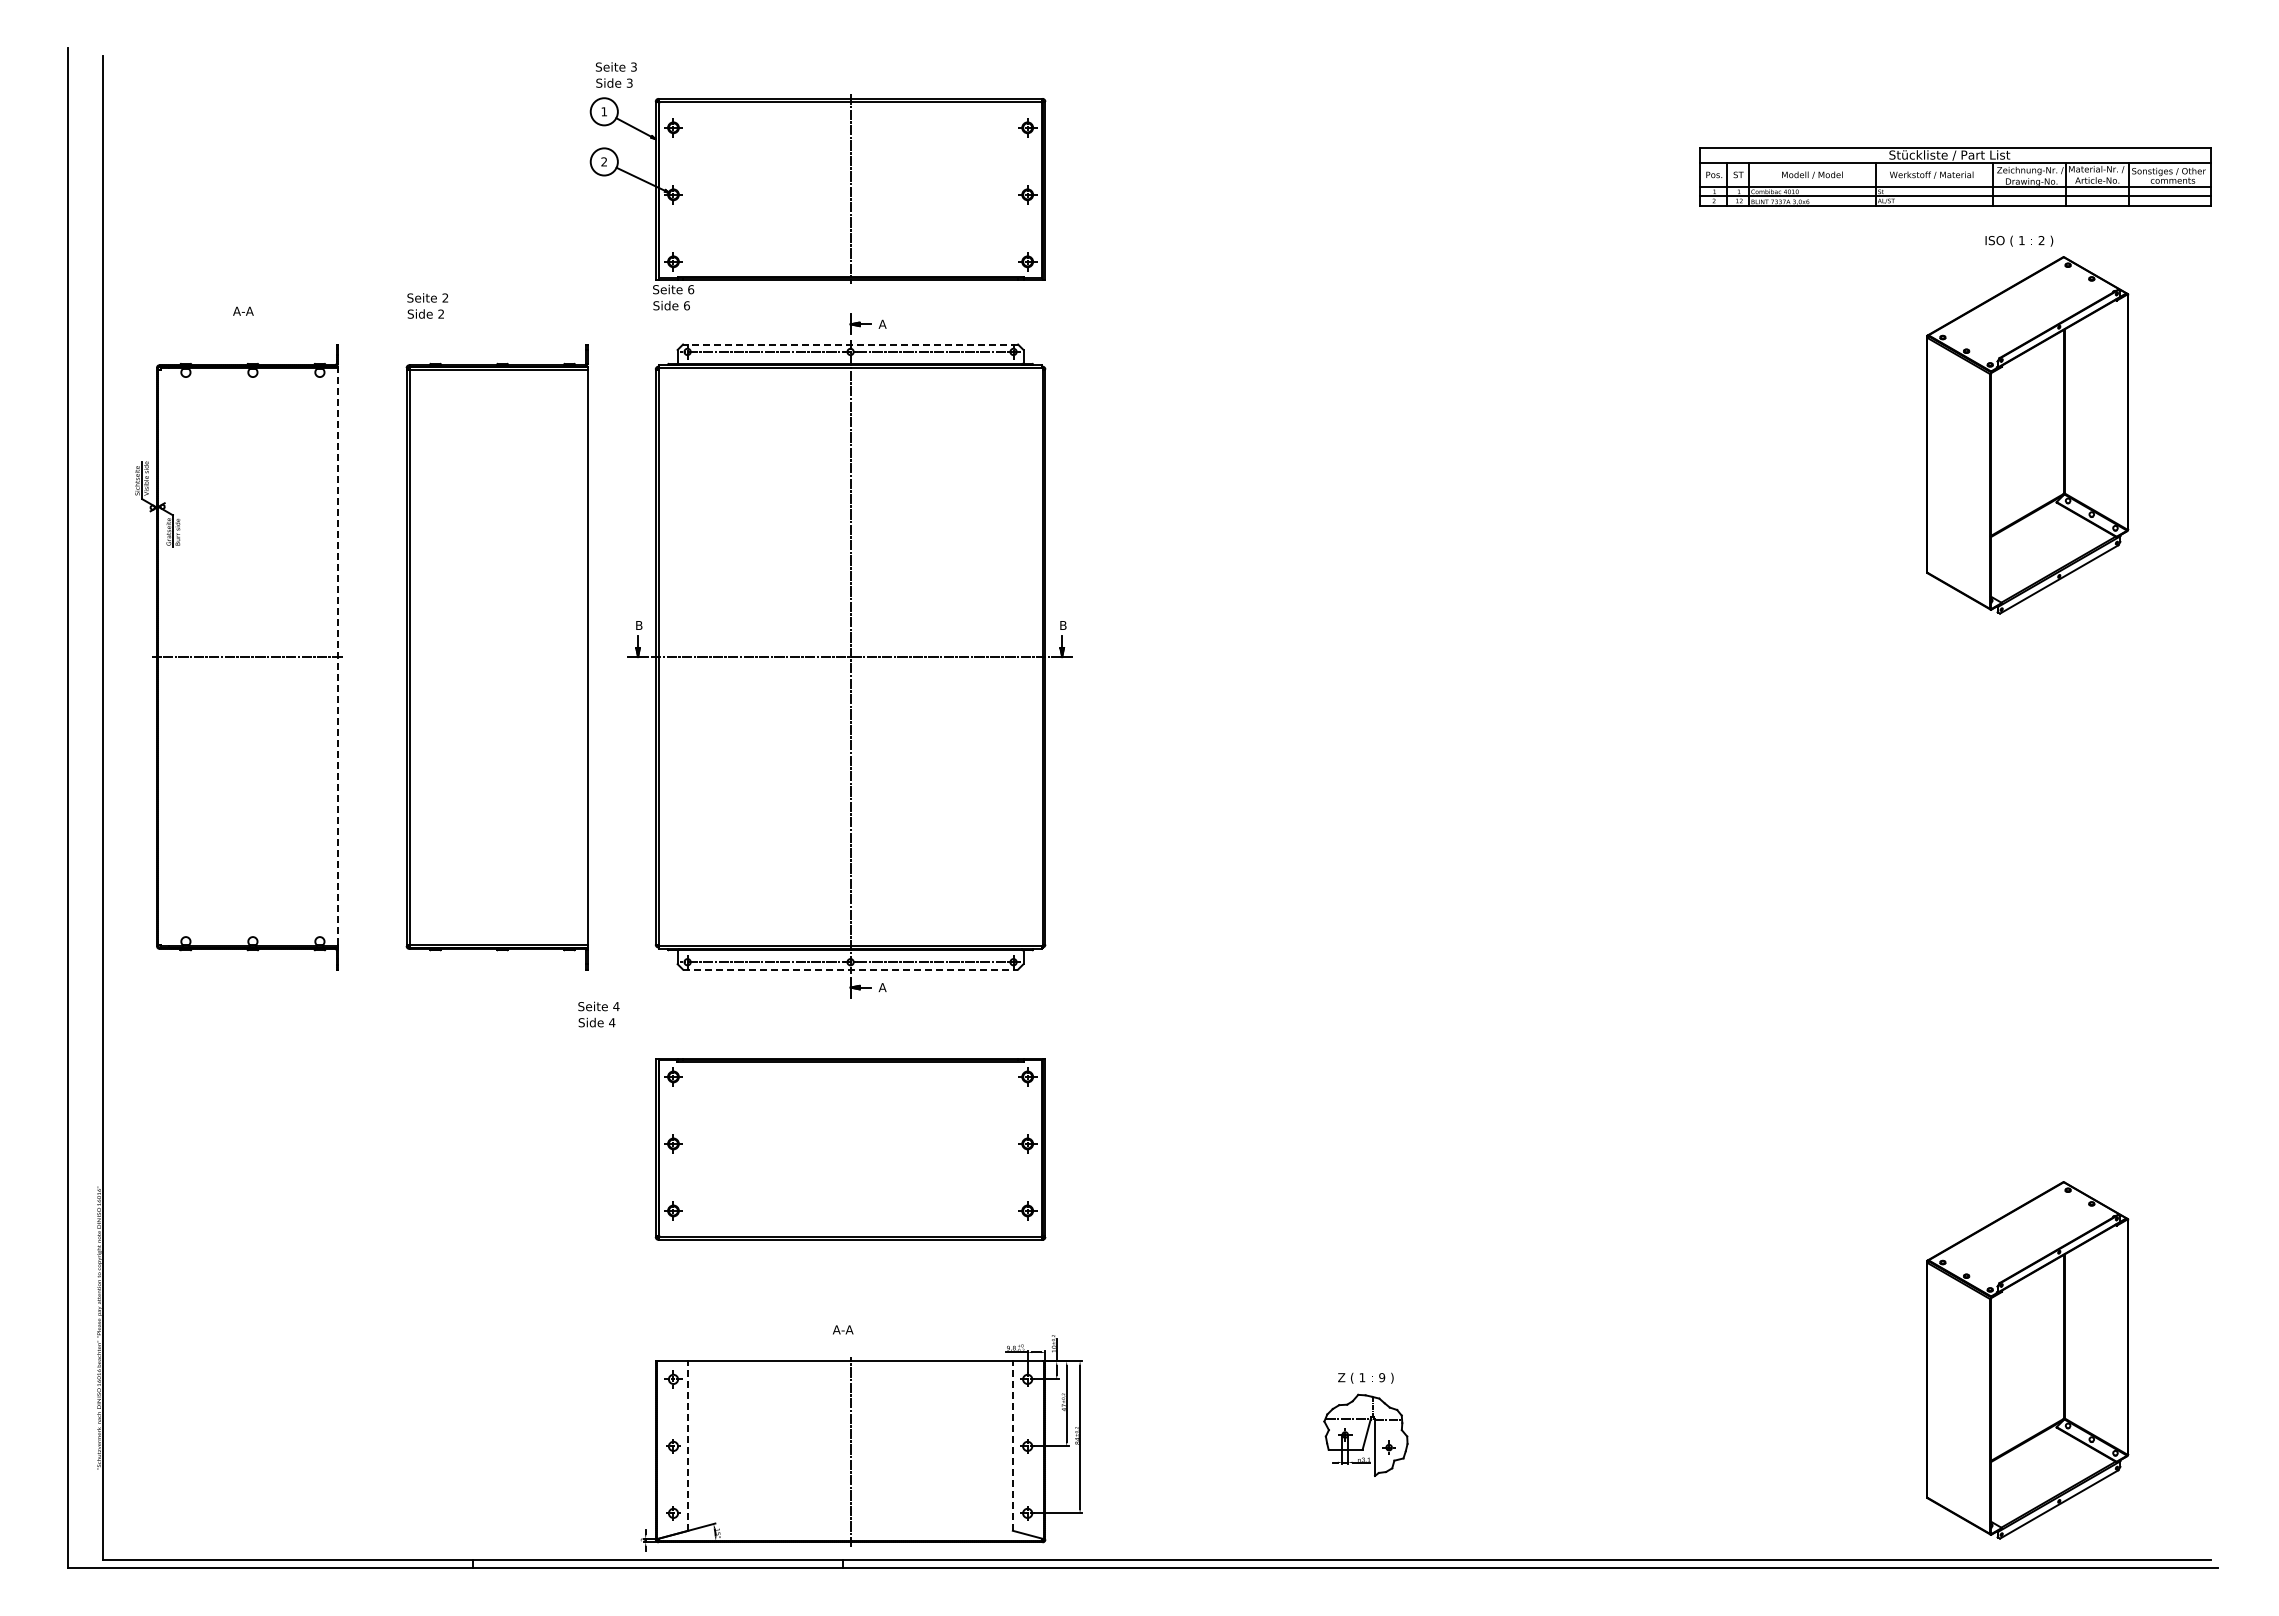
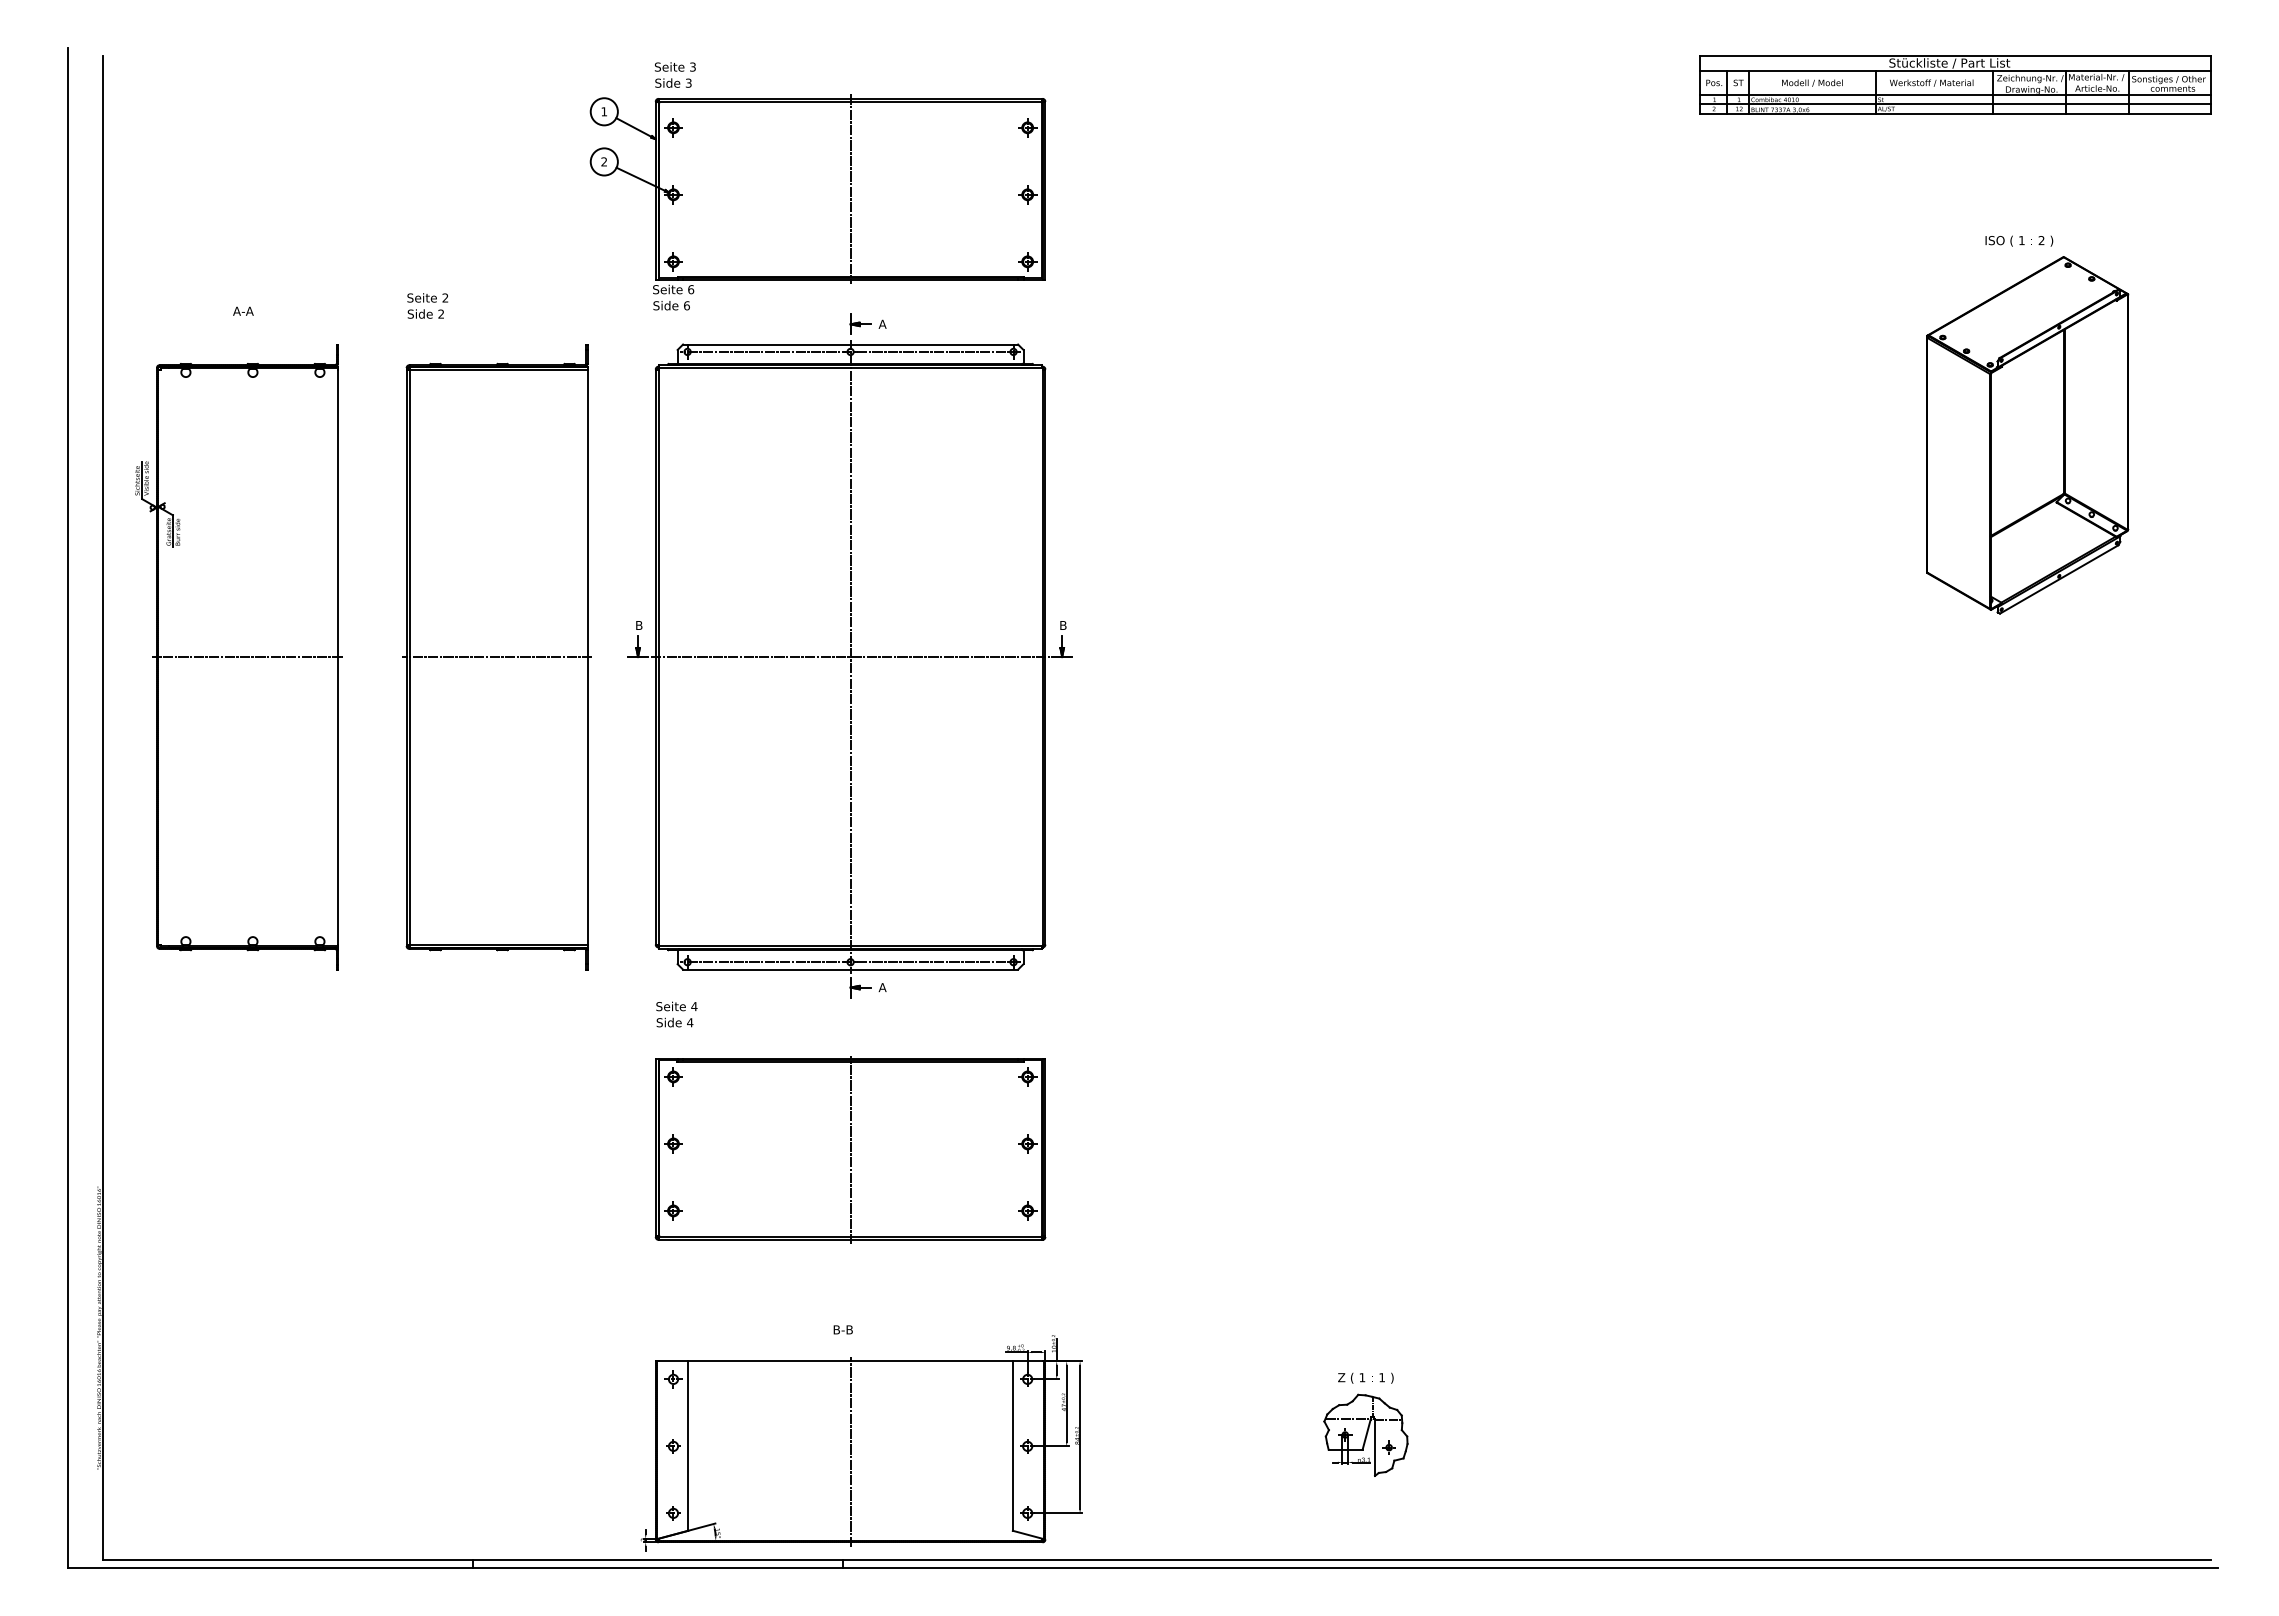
text position: (615, 74) -> (674, 74) (674, 74)
part position: (1955, 176) -> (1955, 84) (1955, 84)
line: dashed -> solid (850, 344)
line: dashed -> solid (338, 657)
line: none -> present (497, 657)
line: dashed -> solid (850, 969)
text position: (598, 1014) -> (676, 1014) (676, 1014)
line: none -> present (850, 1149)
text: A-A -> B-B (842, 1329)
part: present -> none (2027, 1360)
text: 9 -> 1 (1382, 1377)
line: dashed -> solid (688, 1446)
line: dashed -> solid (1012, 1446)
